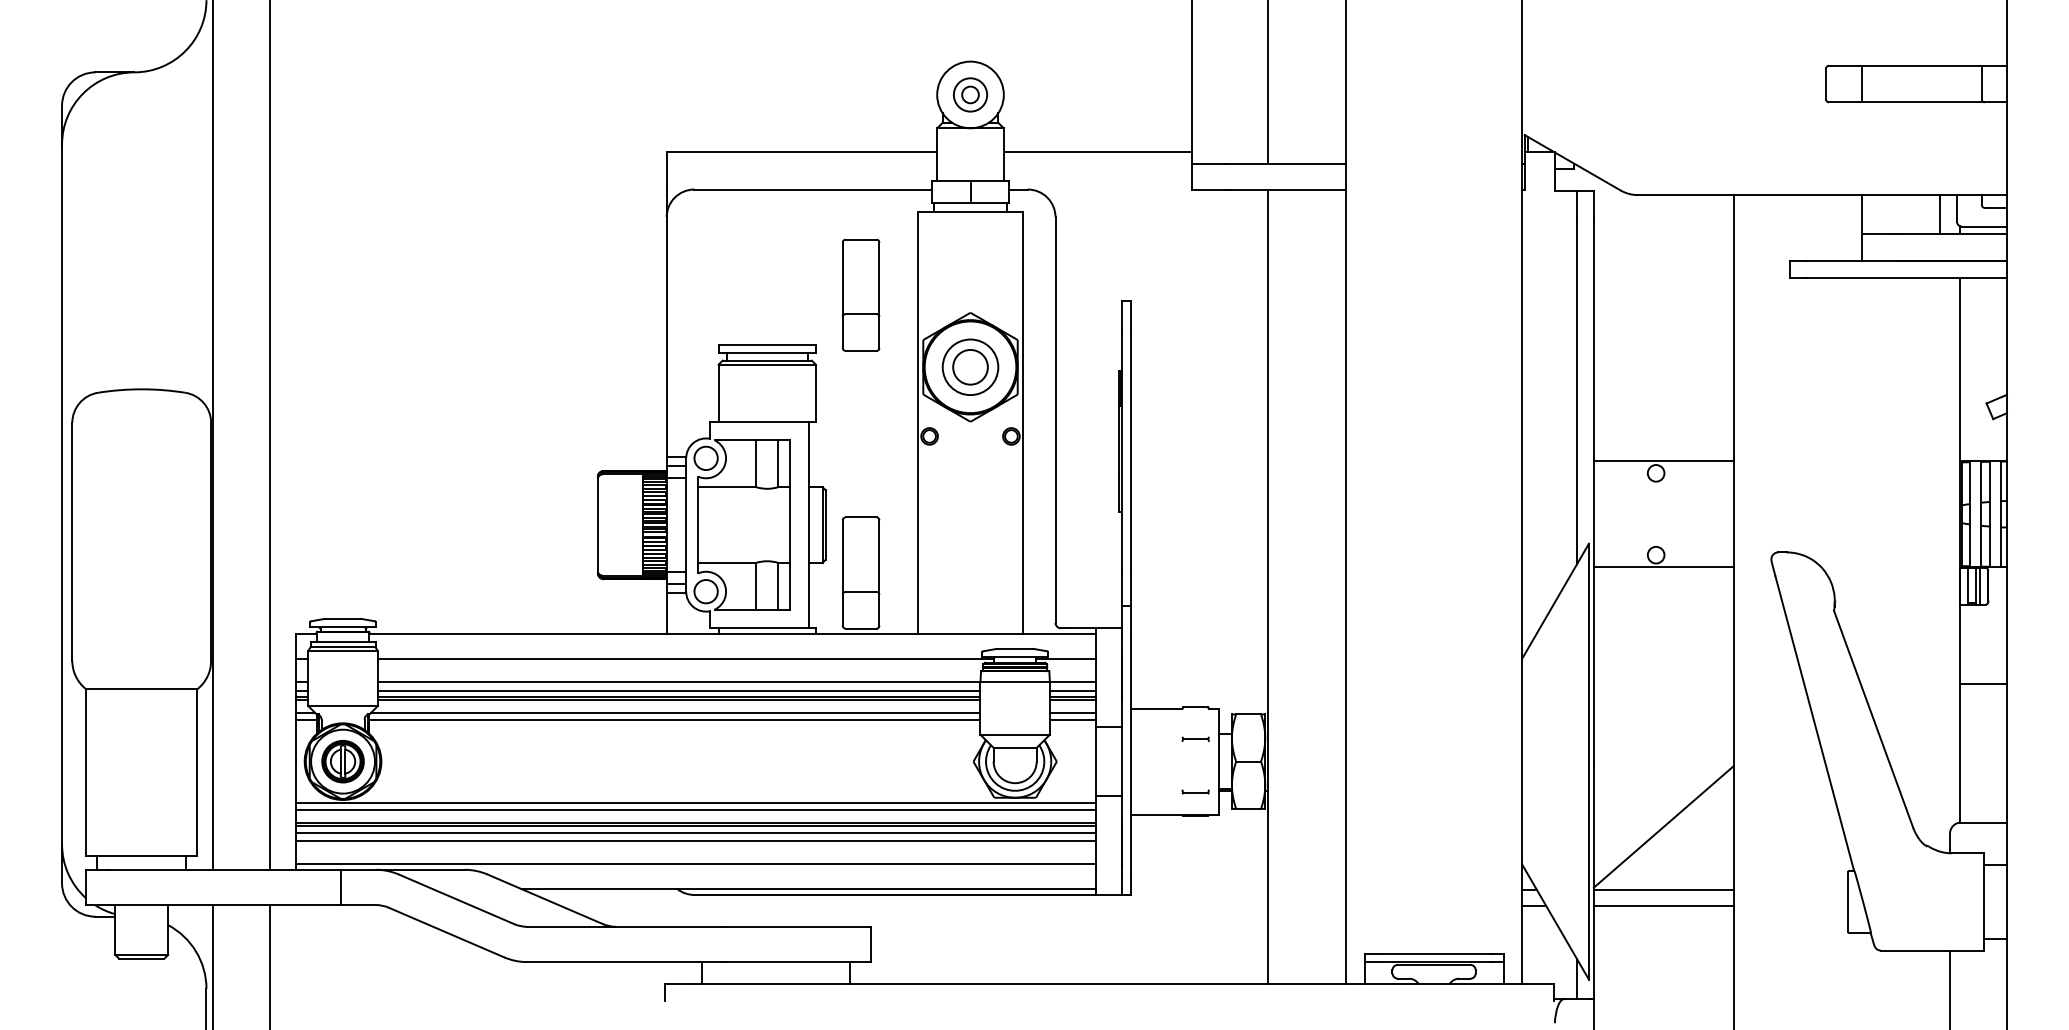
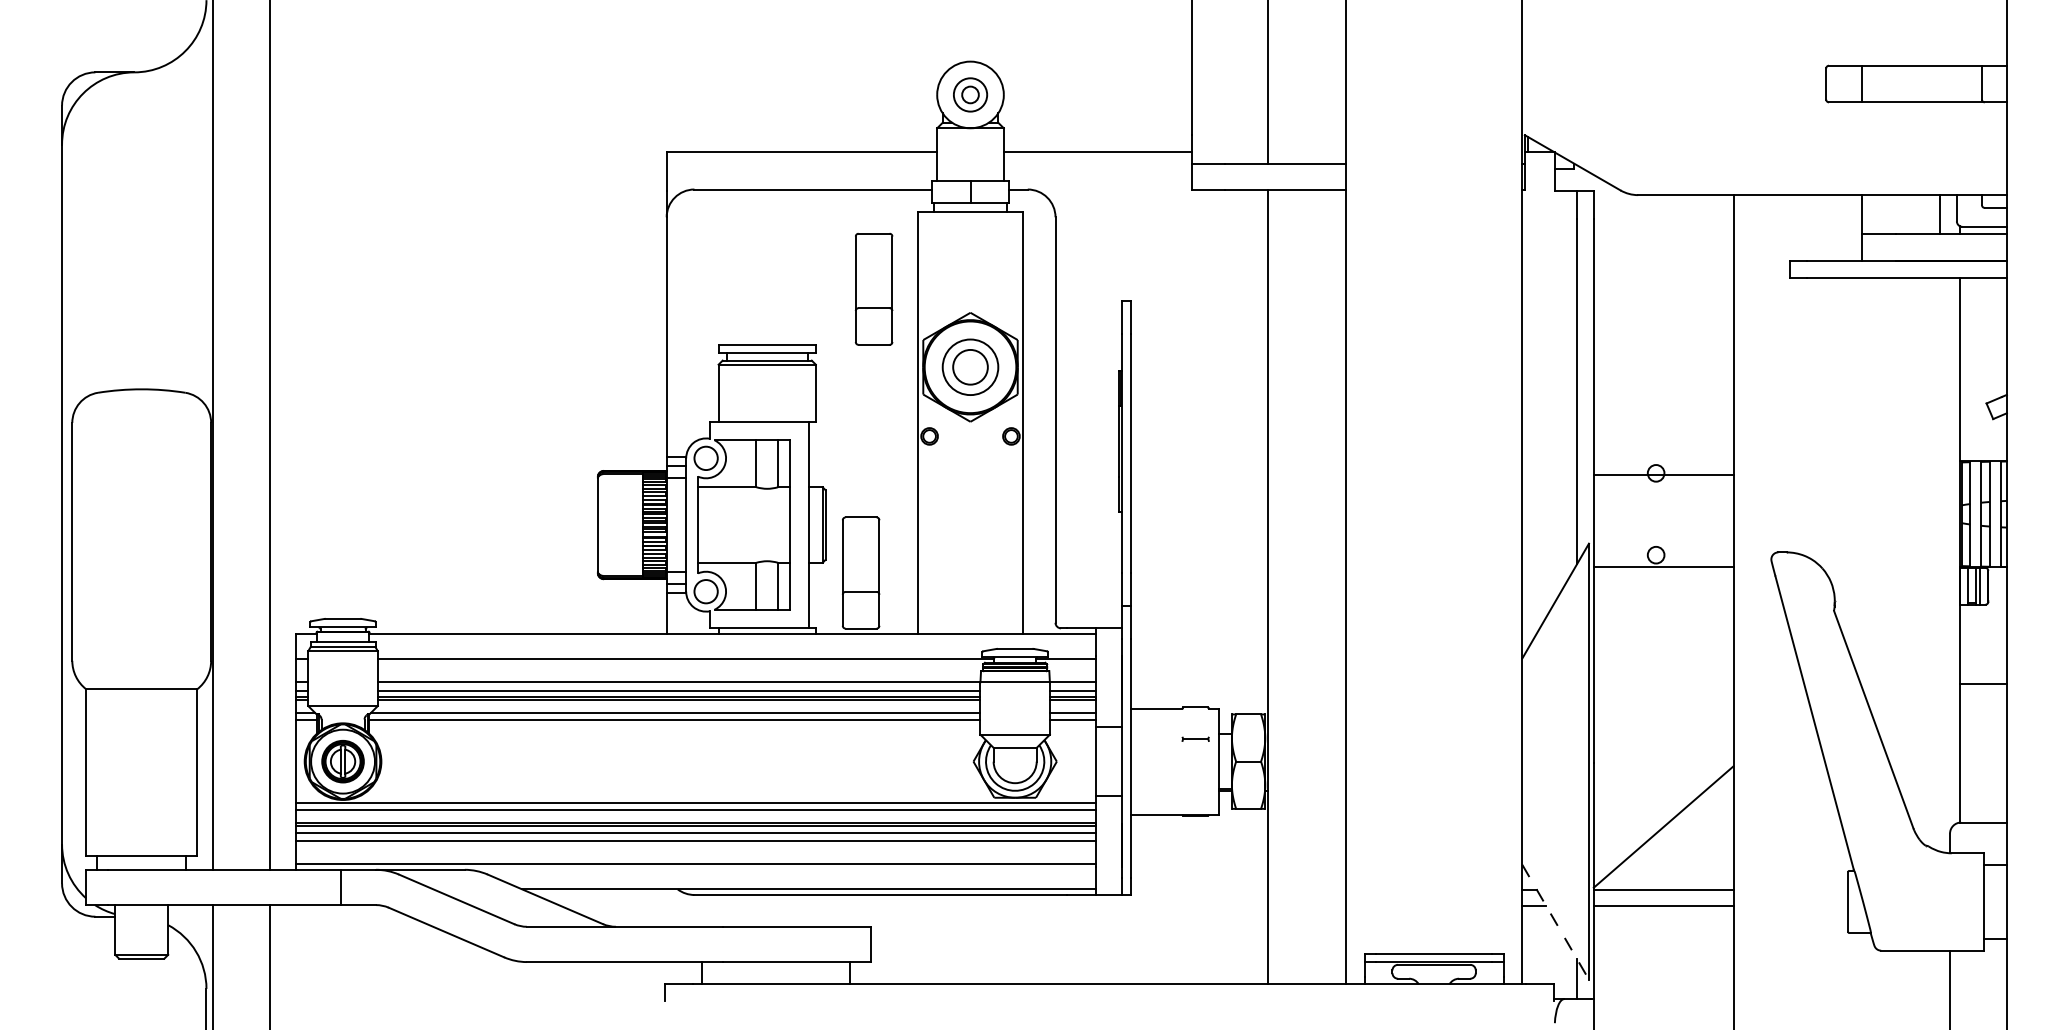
part position: (860, 295) -> (873, 289) (873, 289)
line position: (1663, 461) -> (1663, 475) (1663, 475)
part: present -> none (1195, 791)
line: solid -> dashed (1555, 922)
